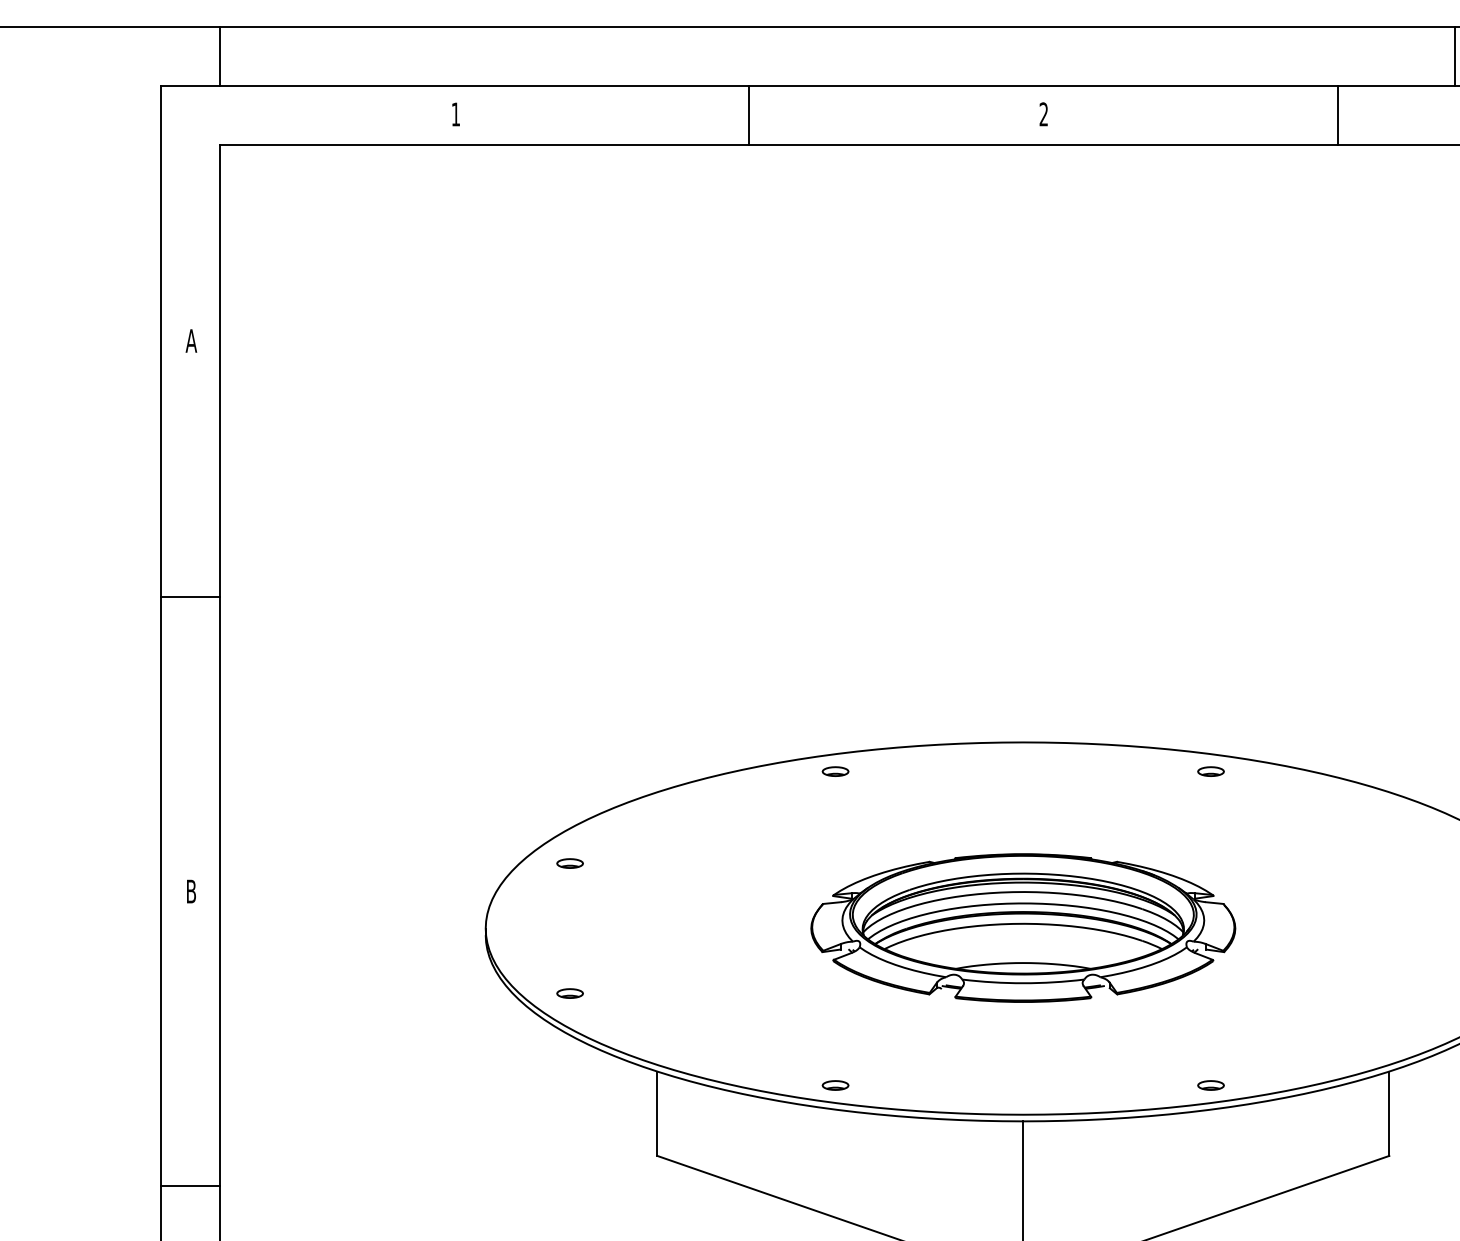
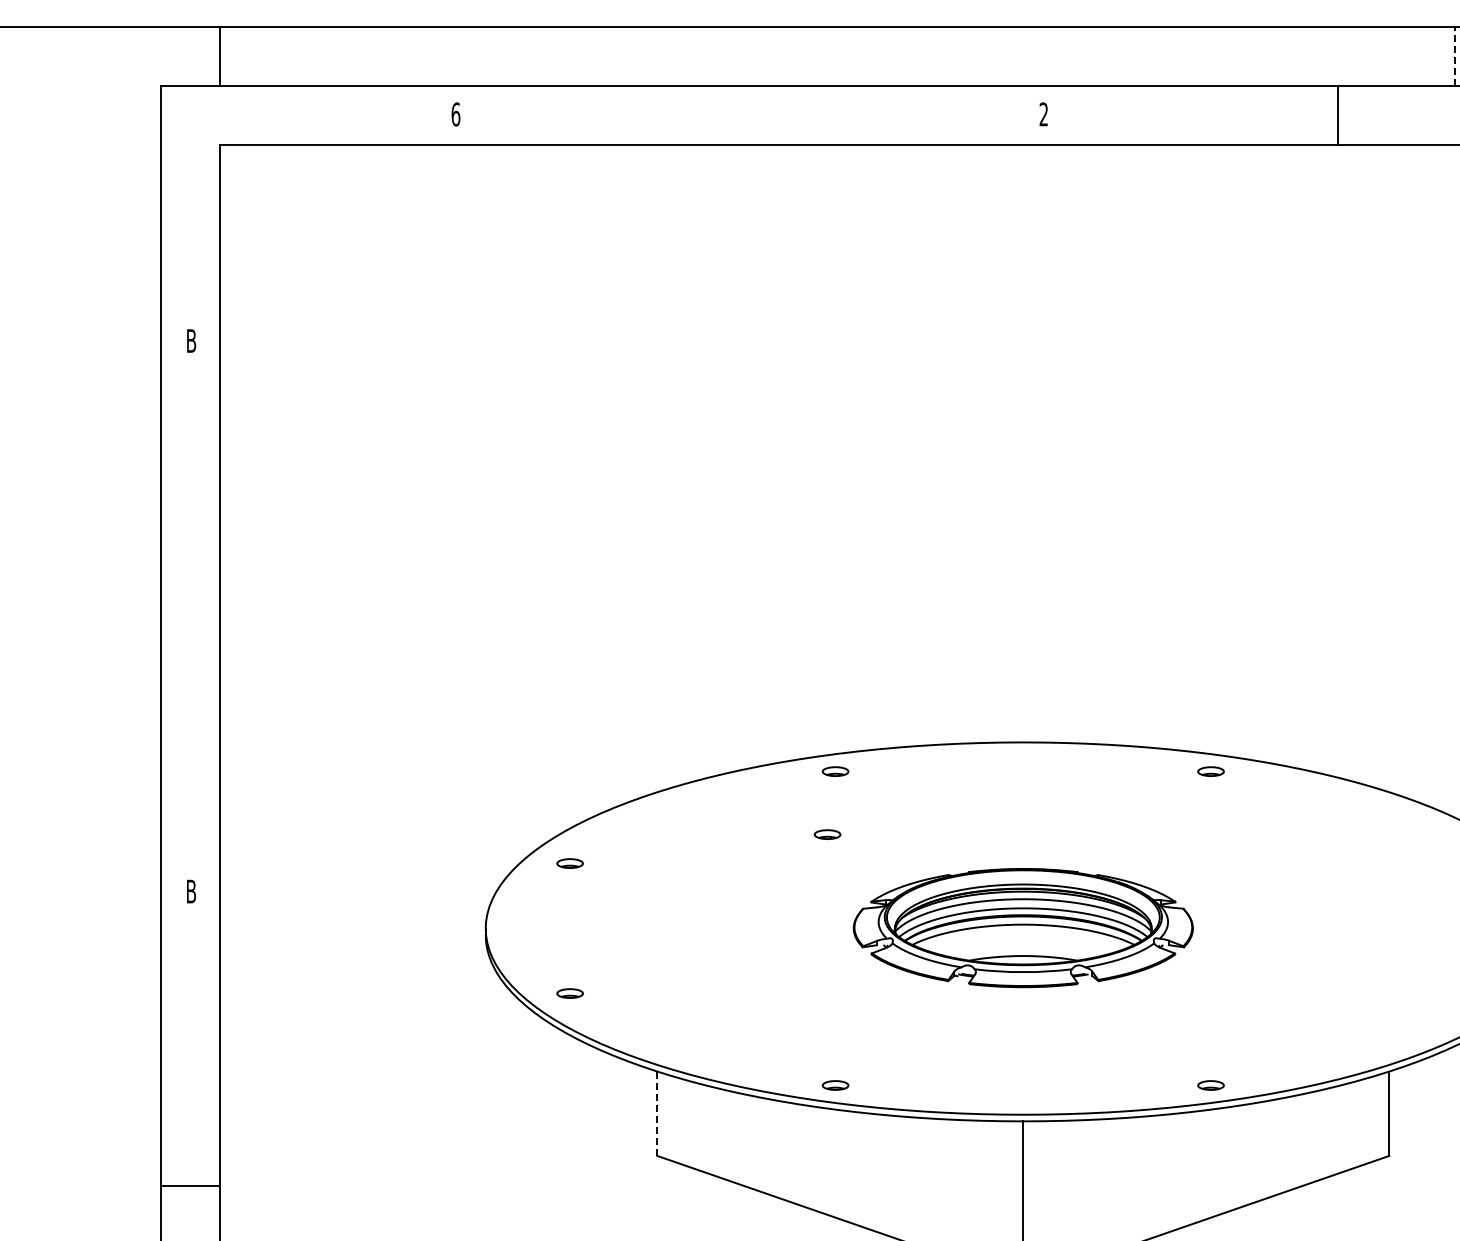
line: solid -> dashed (1455, 55)
text: 1 -> 6 (455, 114)
line: present -> none (749, 114)
text: A -> B (191, 340)
line: present -> none (190, 597)
part: none -> present (827, 834)
part size: 427x150 px -> 342x121 px (1022, 928)
line: solid -> dashed (657, 1113)
